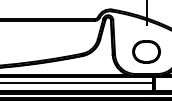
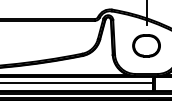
part position: (146, 51) -> (146, 45) (146, 45)
